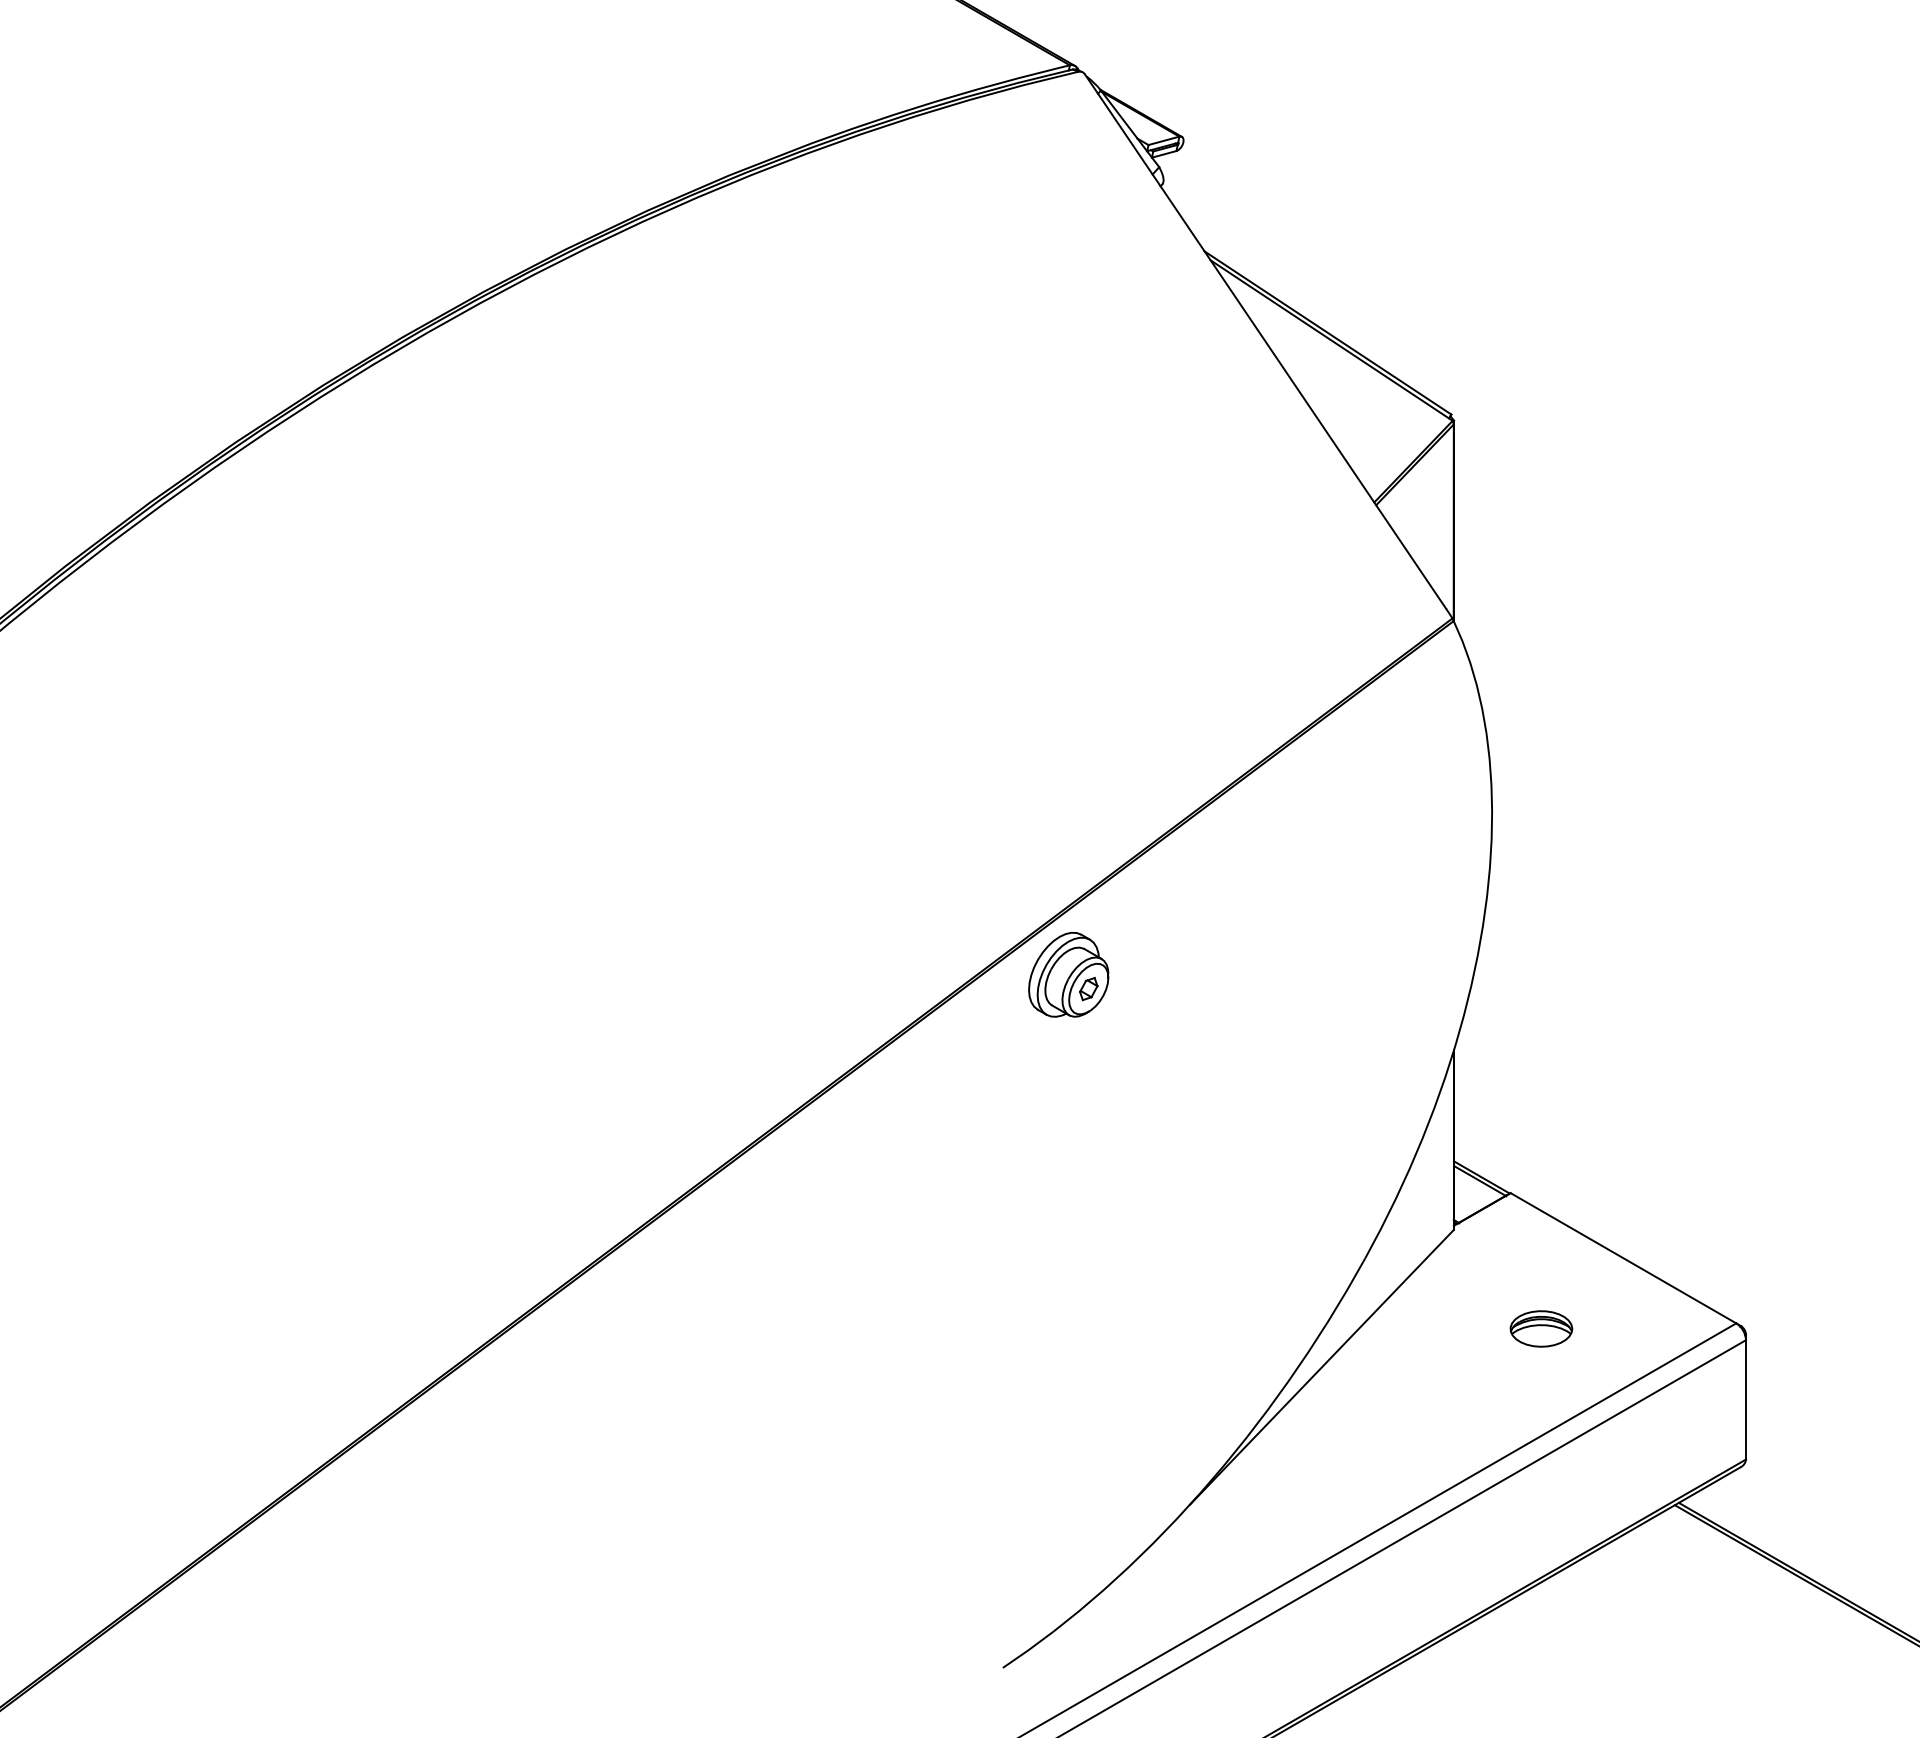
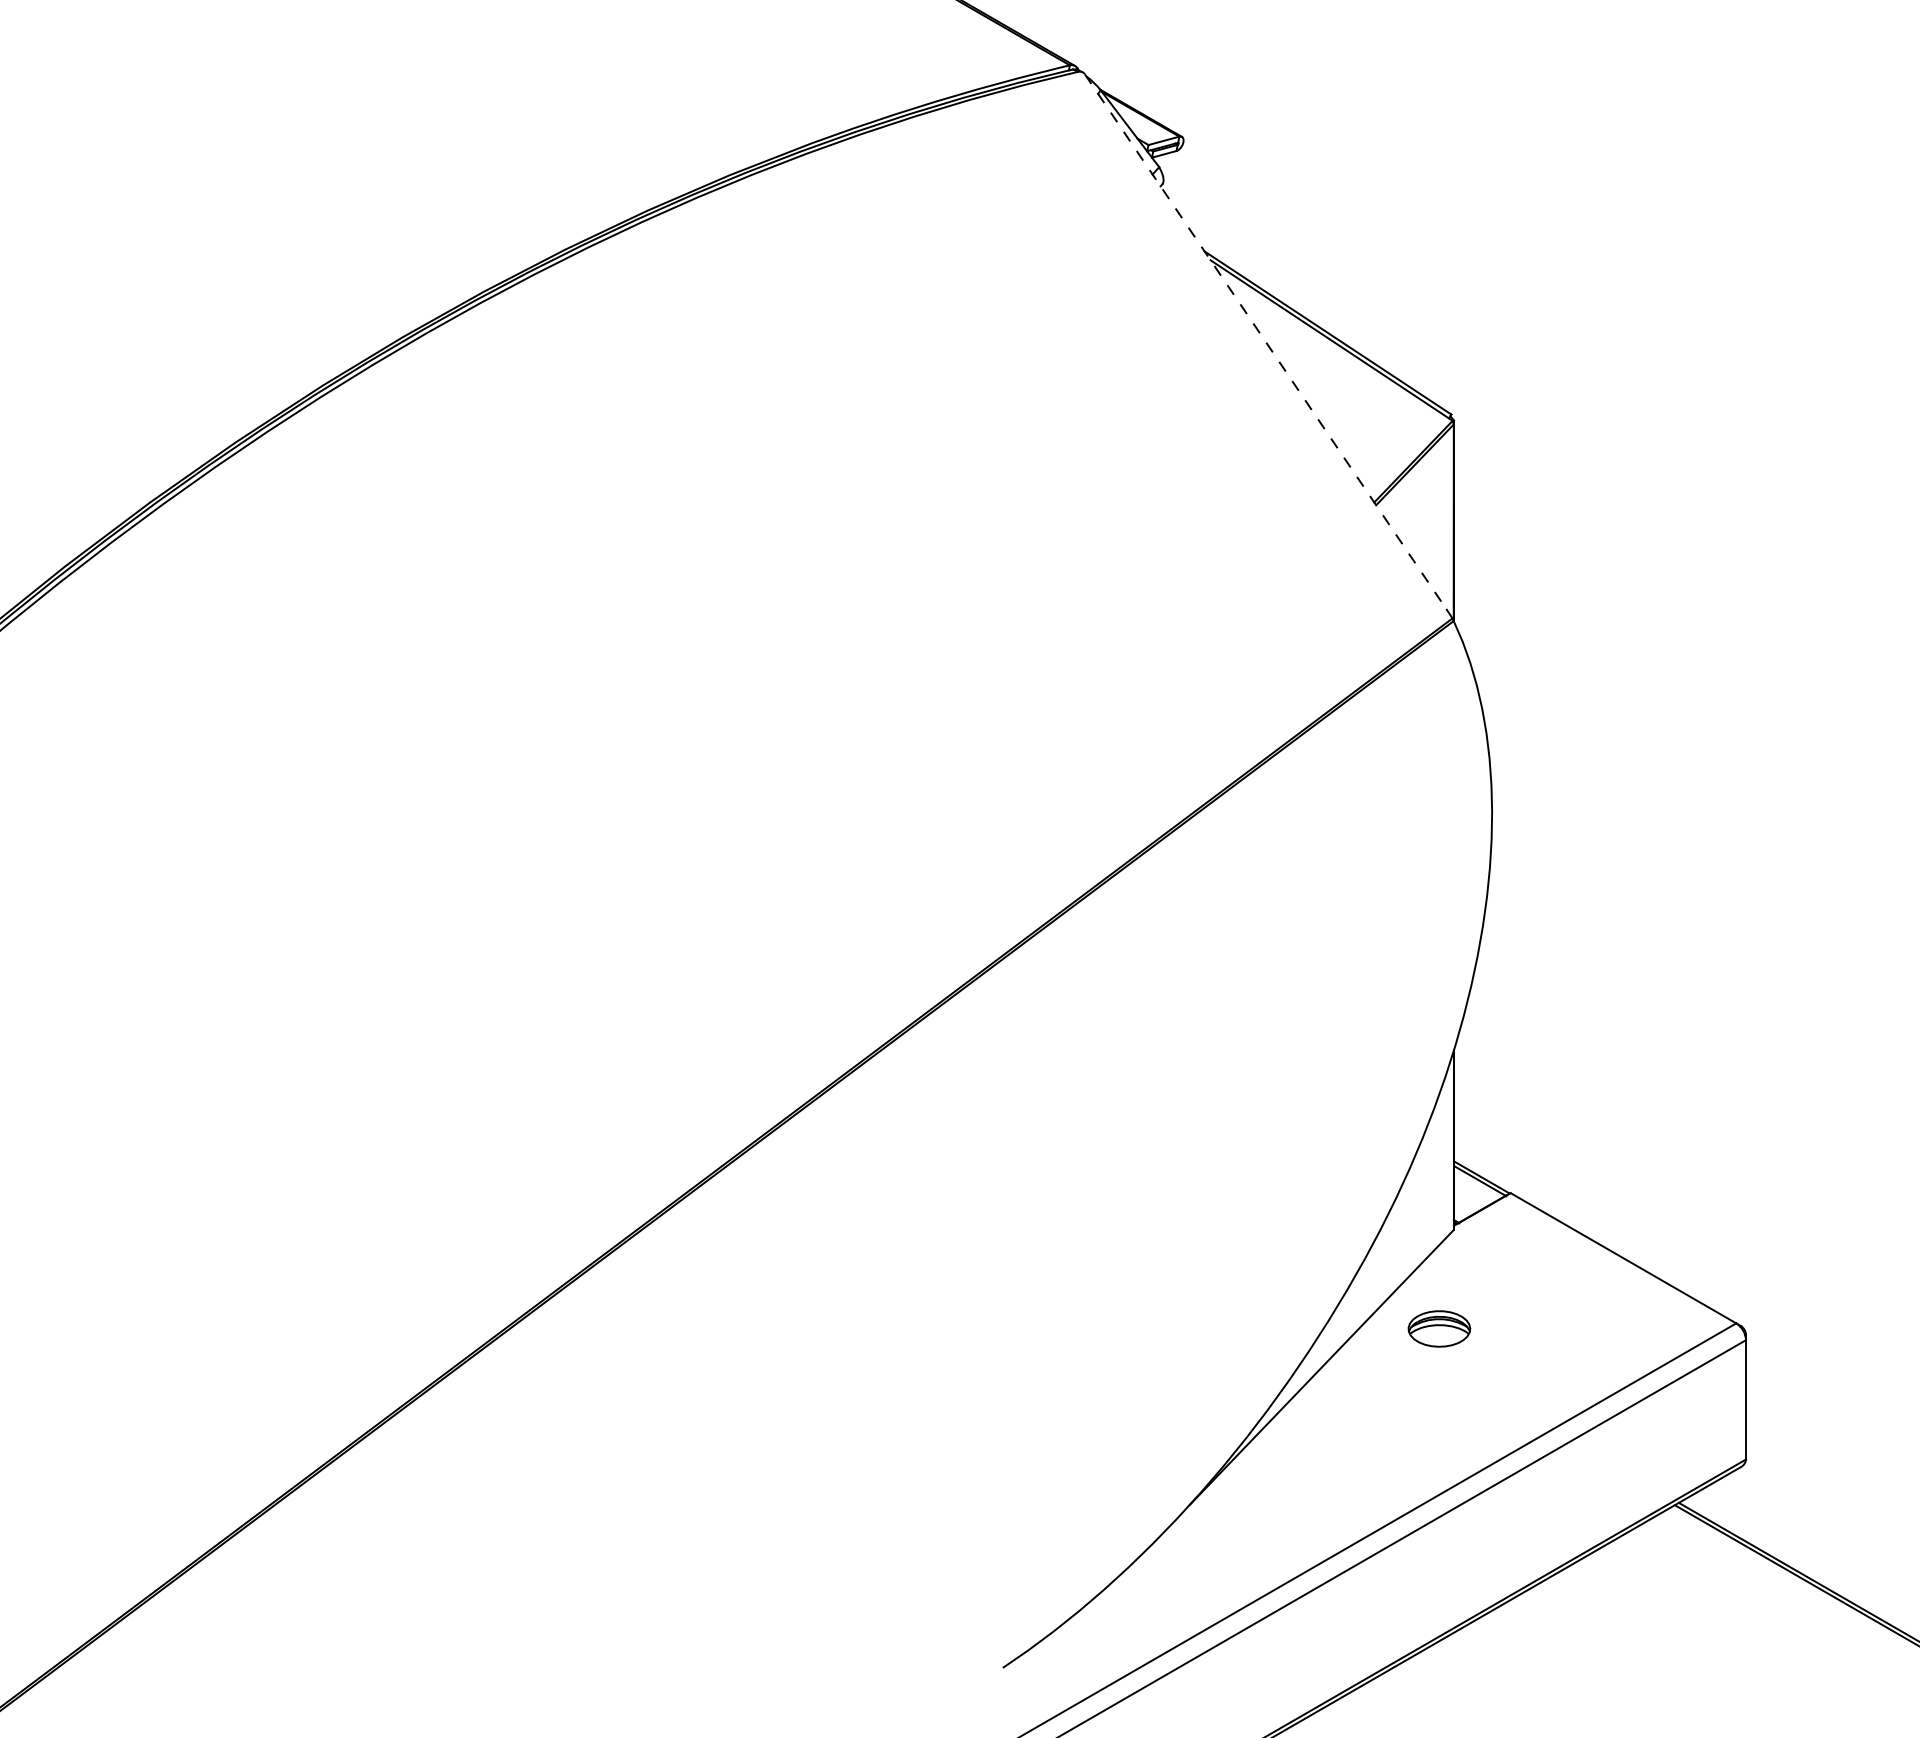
line: solid -> dashed (1265, 341)
part: present -> none (1068, 974)
part position: (1541, 1328) -> (1439, 1328) (1439, 1328)
